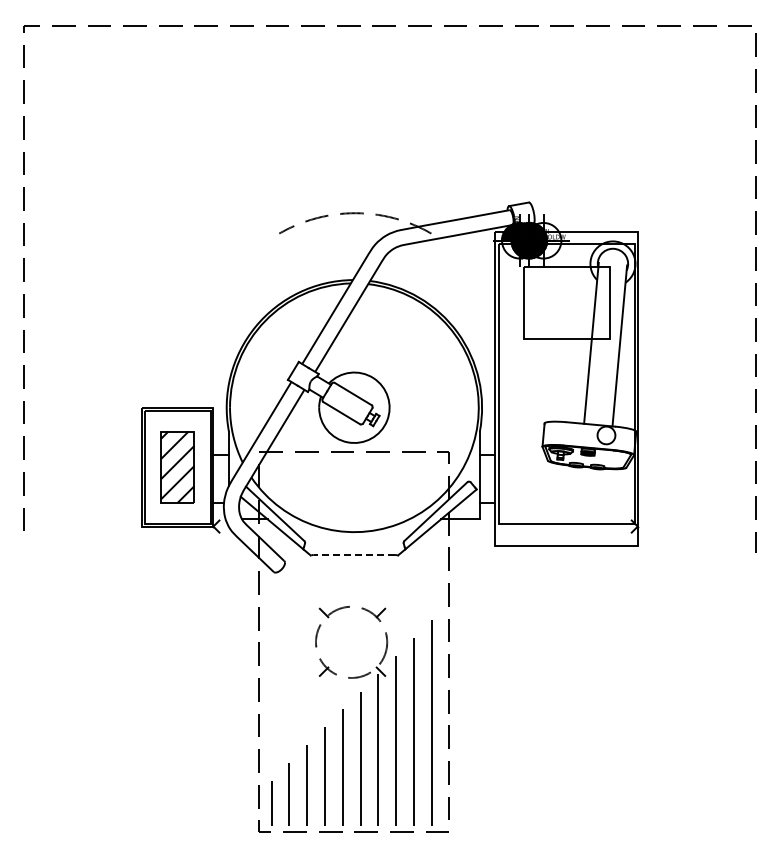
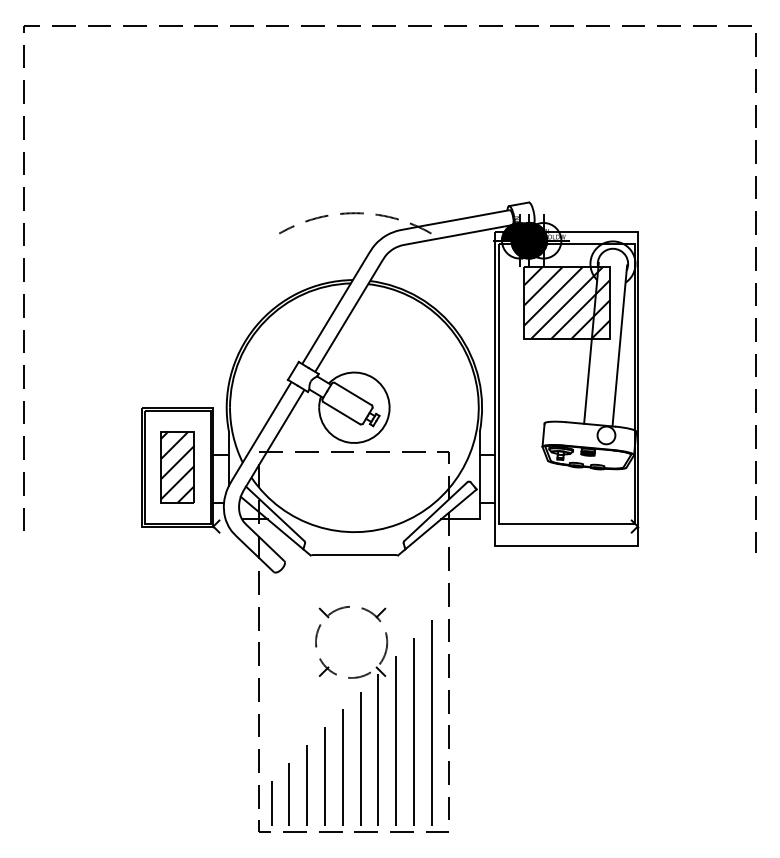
hatch: none -> present (566, 302)
line: dashed -> solid (354, 554)
